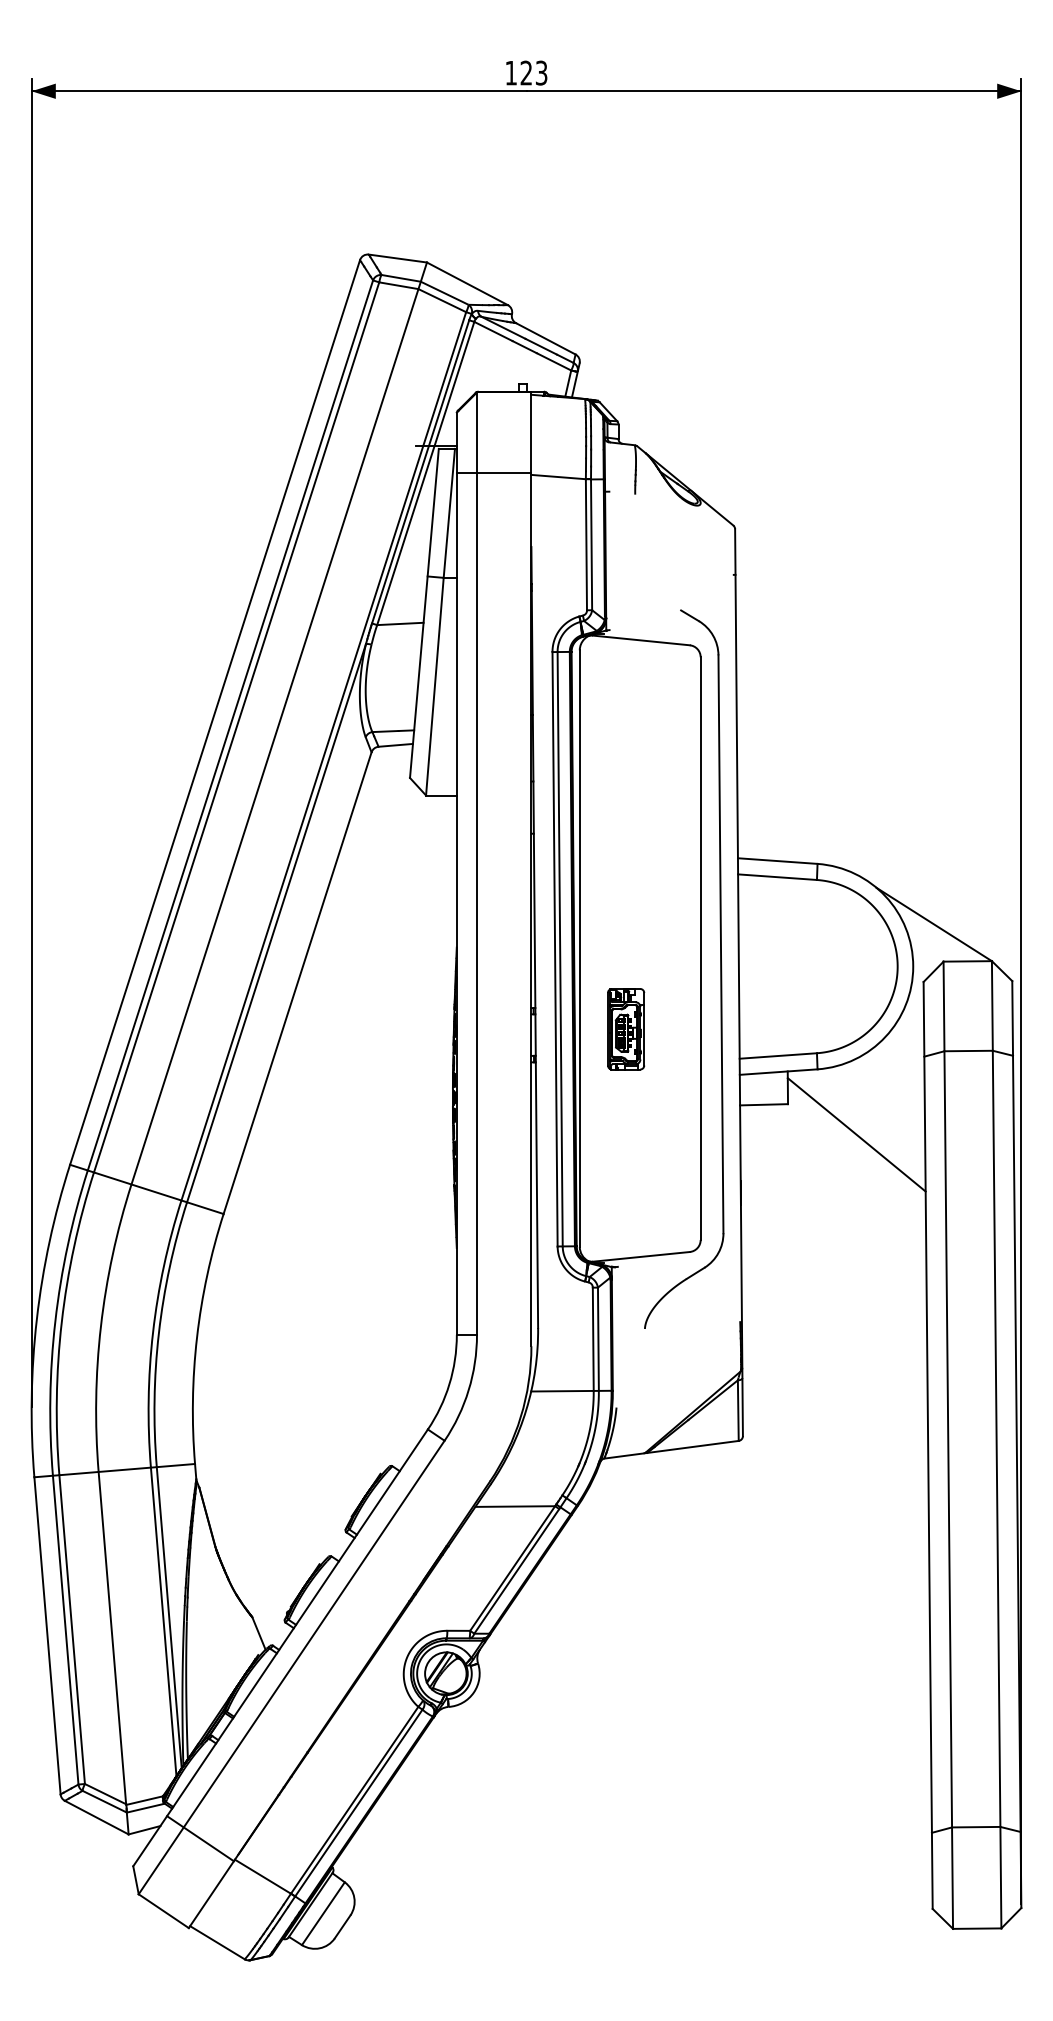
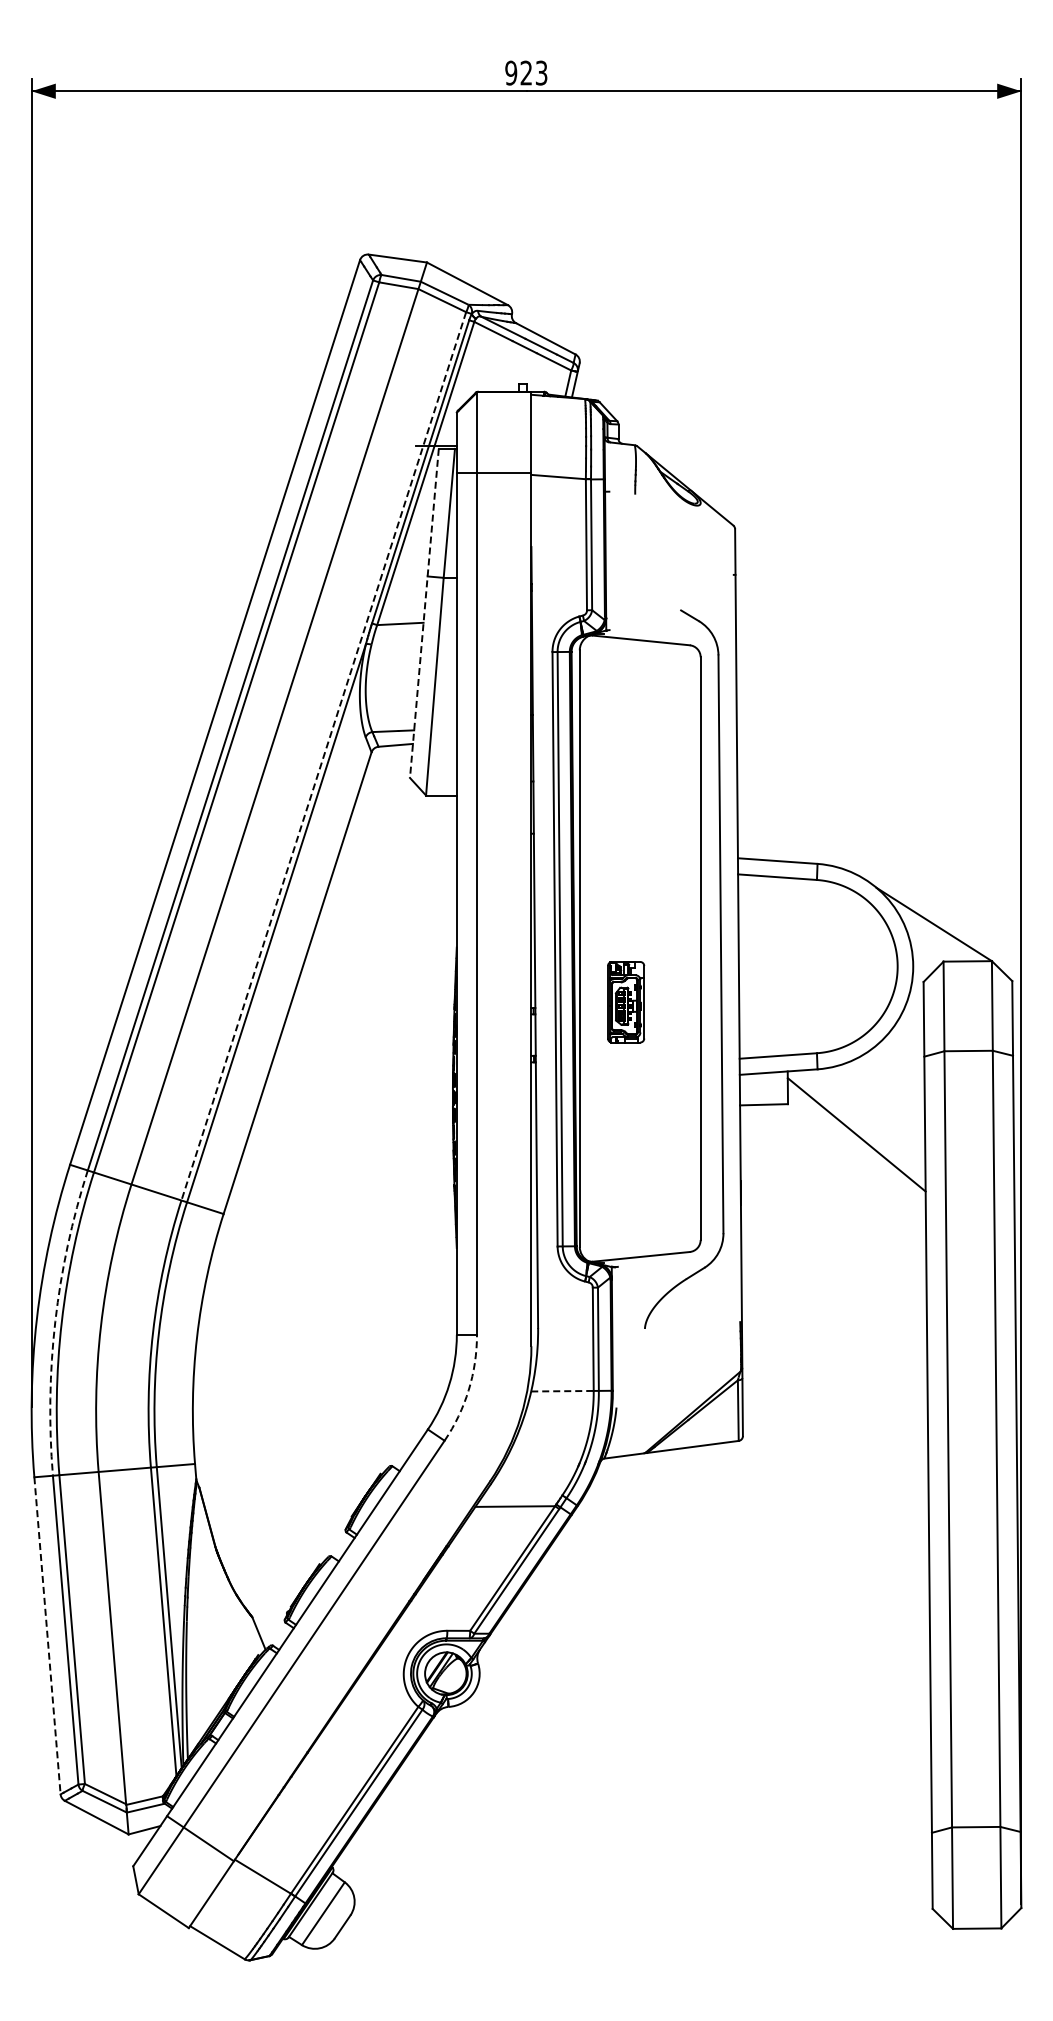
text: 123 -> 923 (511, 72)
line: solid -> dashed (424, 613)
line: solid -> dashed (323, 756)
part position: (626, 1029) -> (626, 1002) (626, 1002)
arc: solid -> dashed (55, 1321)
arc: solid -> dashed (468, 1390)
line: solid -> dashed (562, 1391)
line: solid -> dashed (47, 1636)
